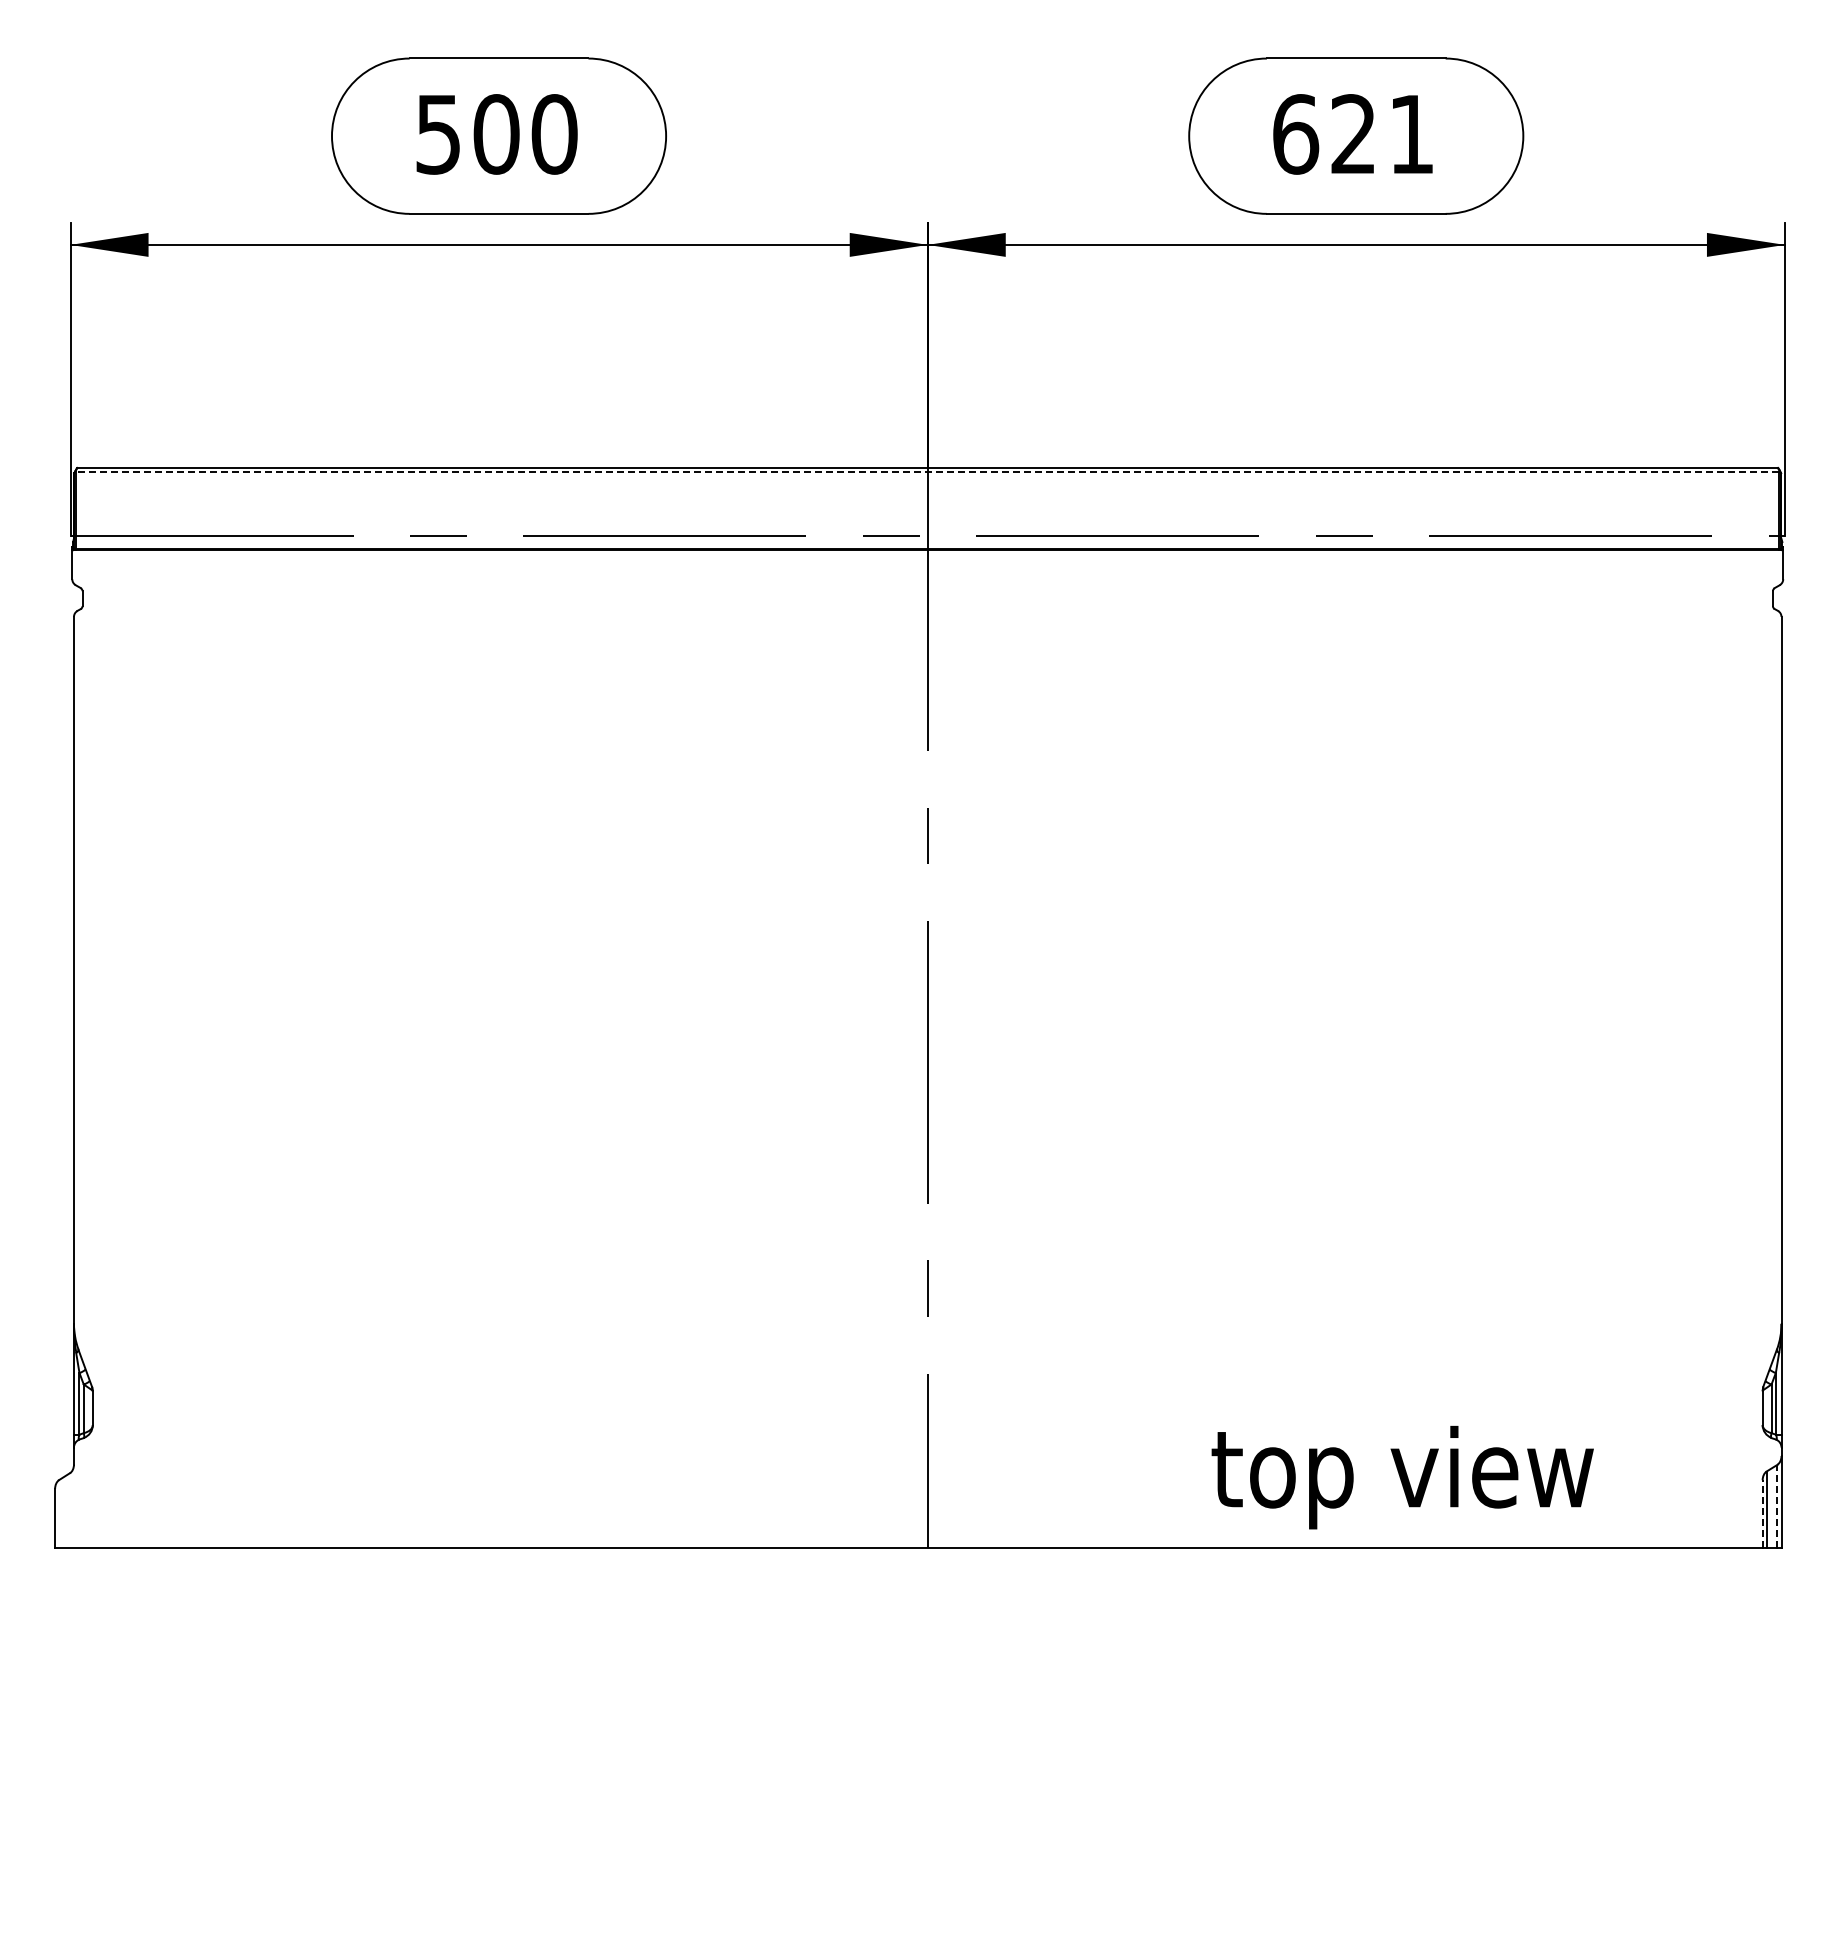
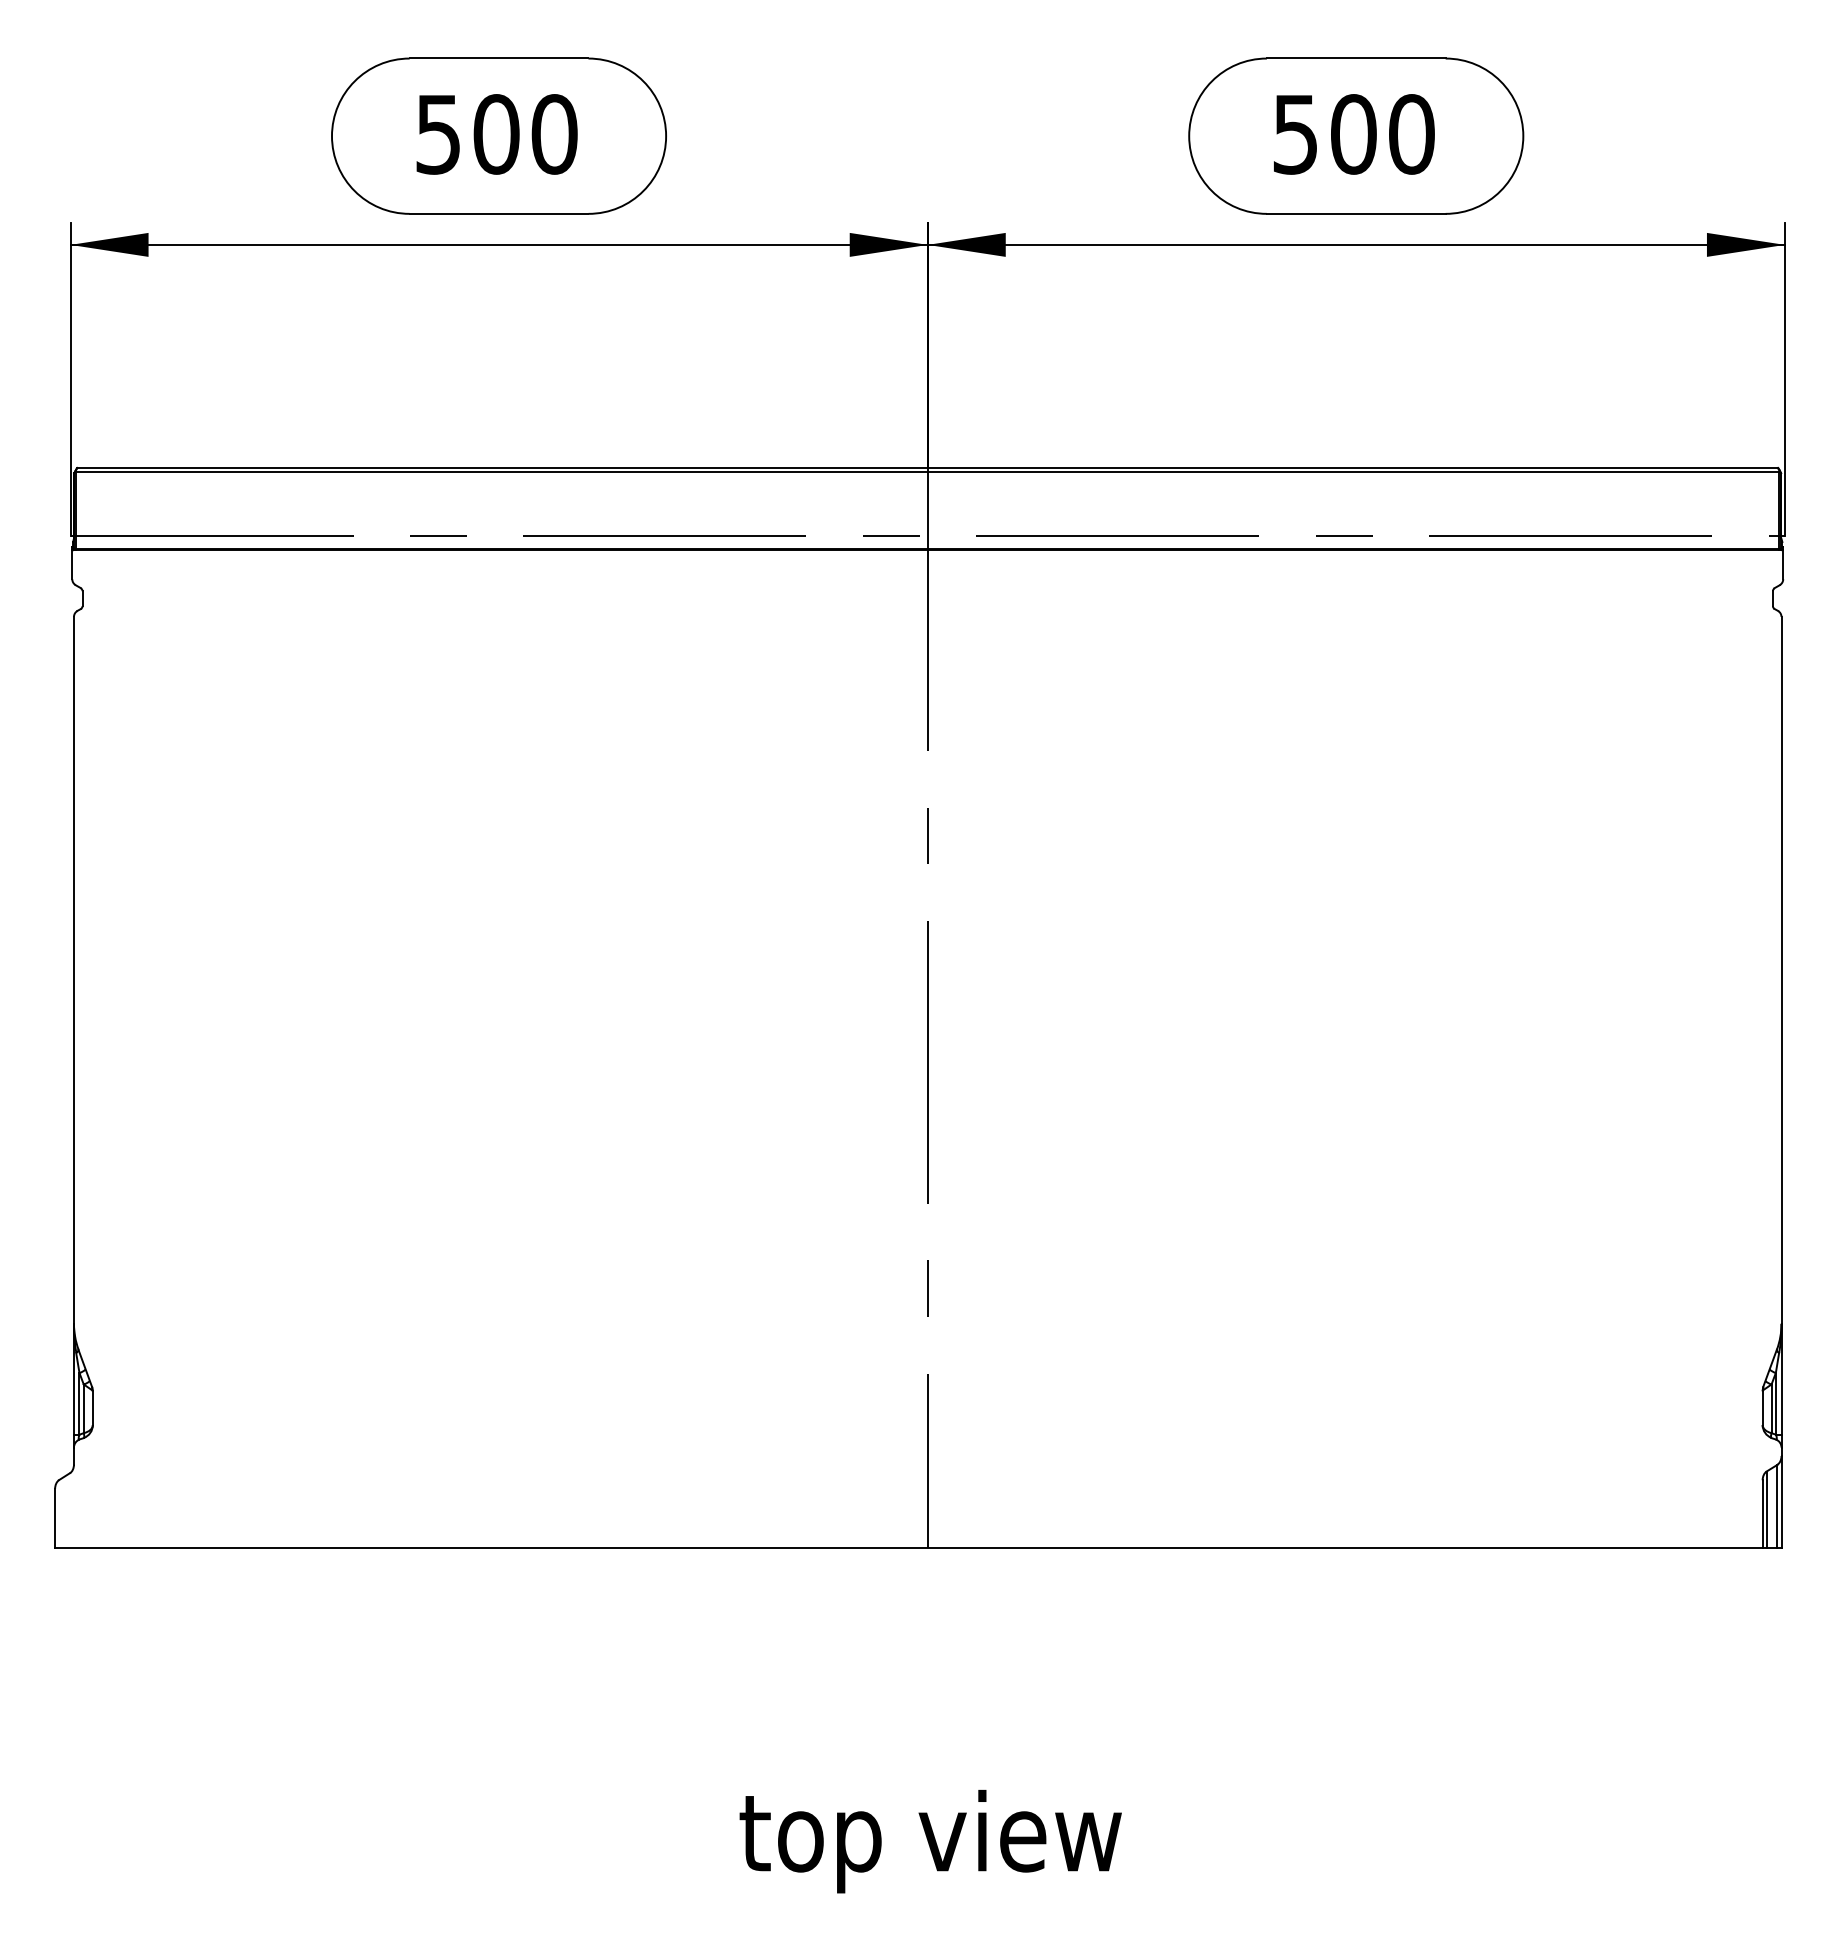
text: 621 -> 500 (1353, 134)
line: dashed -> solid (927, 472)
text position: (1402, 1477) -> (930, 1841) (930, 1841)
line: dashed -> solid (1777, 1505)
line: dashed -> solid (1762, 1514)
